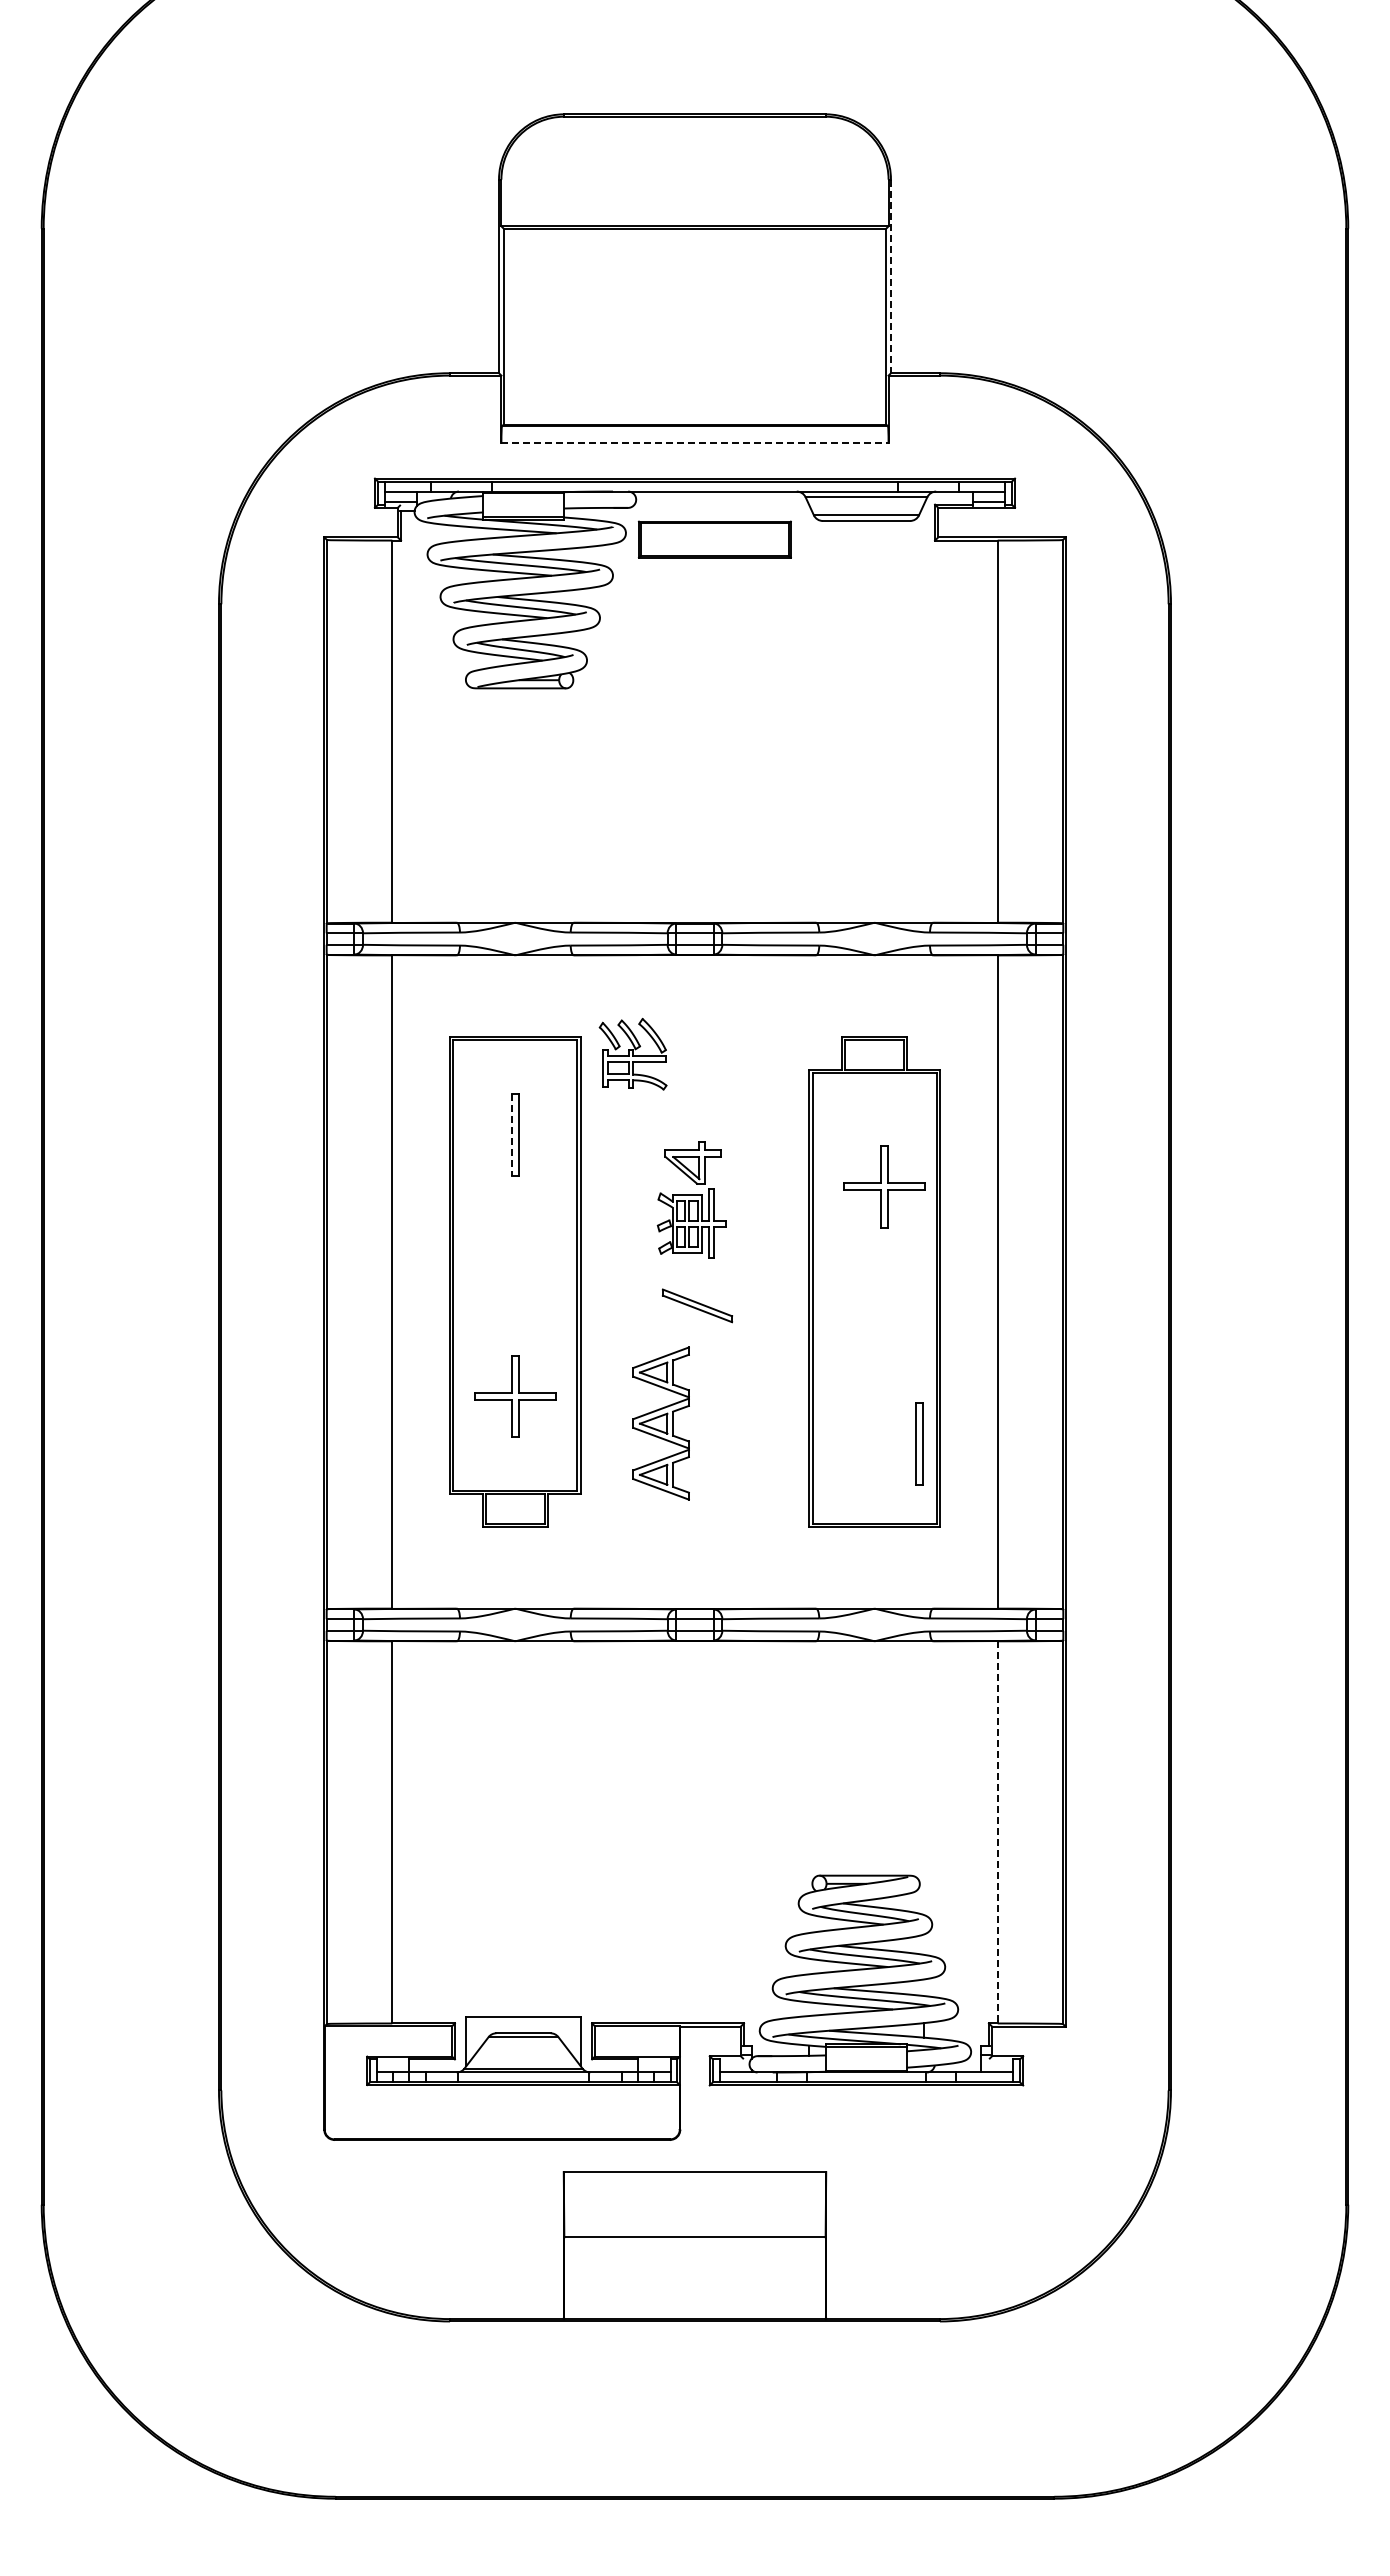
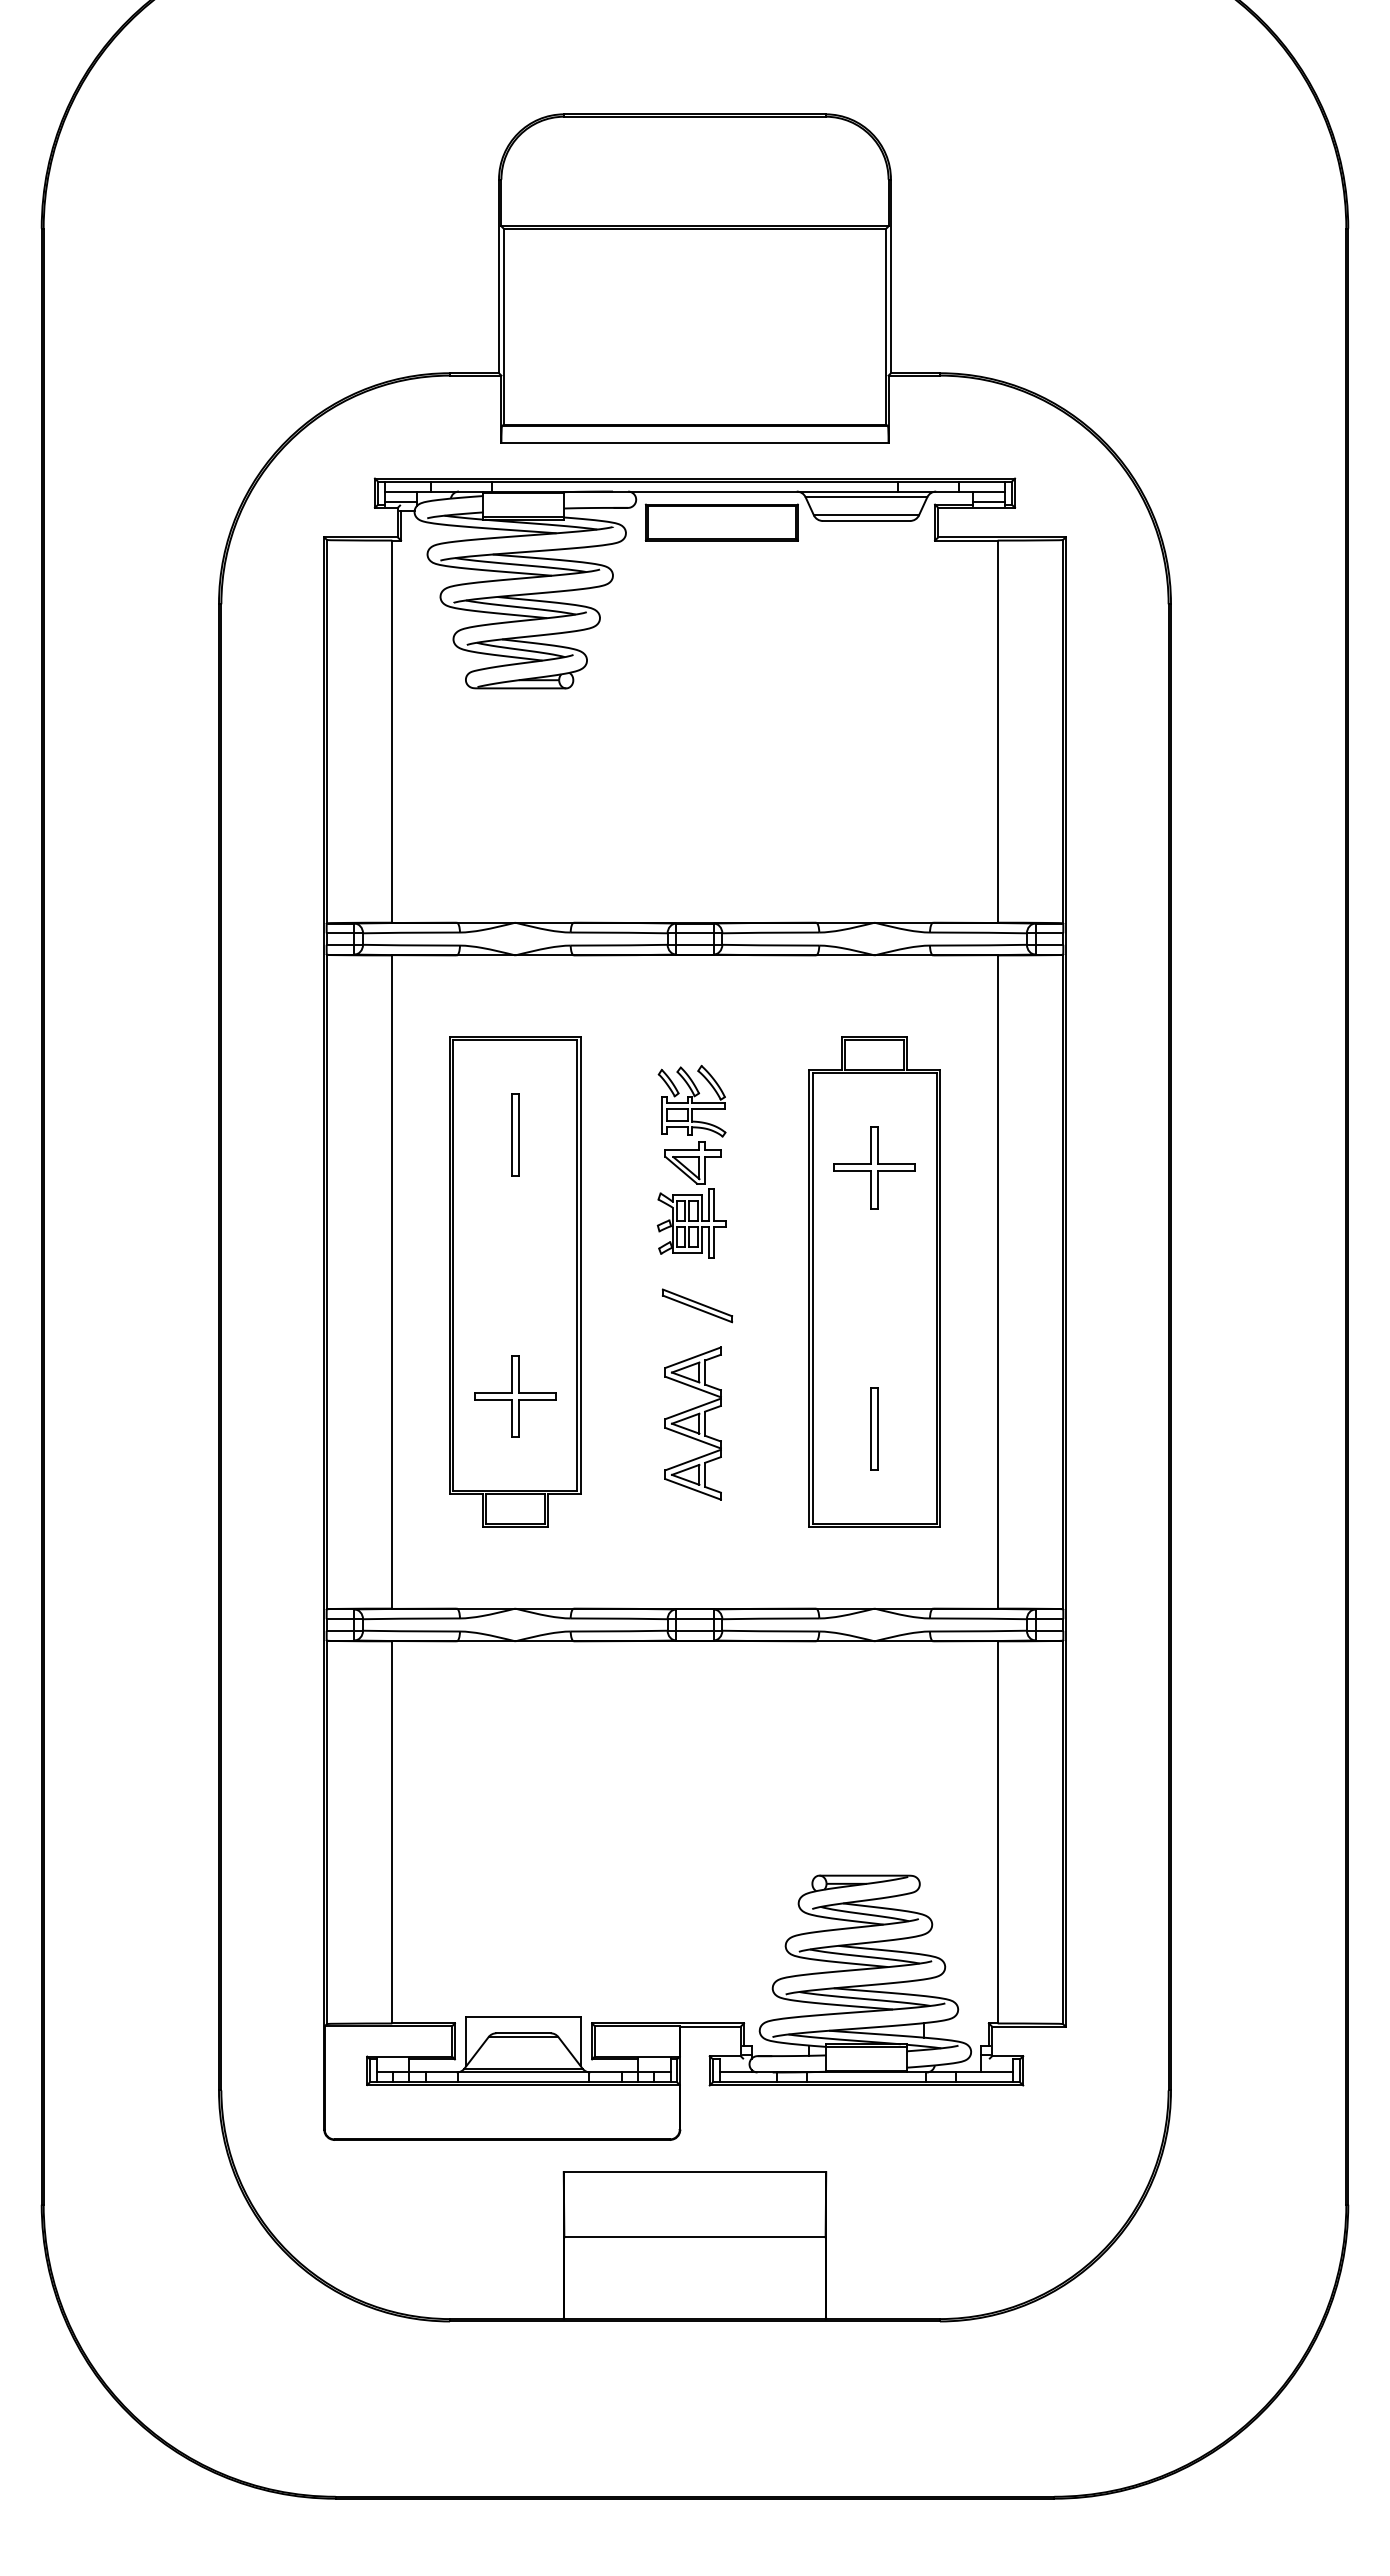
line: dashed -> solid (890, 276)
line: dashed -> solid (694, 442)
part position: (714, 539) -> (721, 522) (721, 522)
part position: (632, 1054) -> (691, 1101) (691, 1101)
line: dashed -> solid (512, 1135)
part position: (884, 1186) -> (874, 1167) (874, 1167)
part position: (660, 1423) -> (692, 1423) (692, 1423)
part position: (919, 1443) -> (874, 1428) (874, 1428)
line: dashed -> solid (997, 1832)
